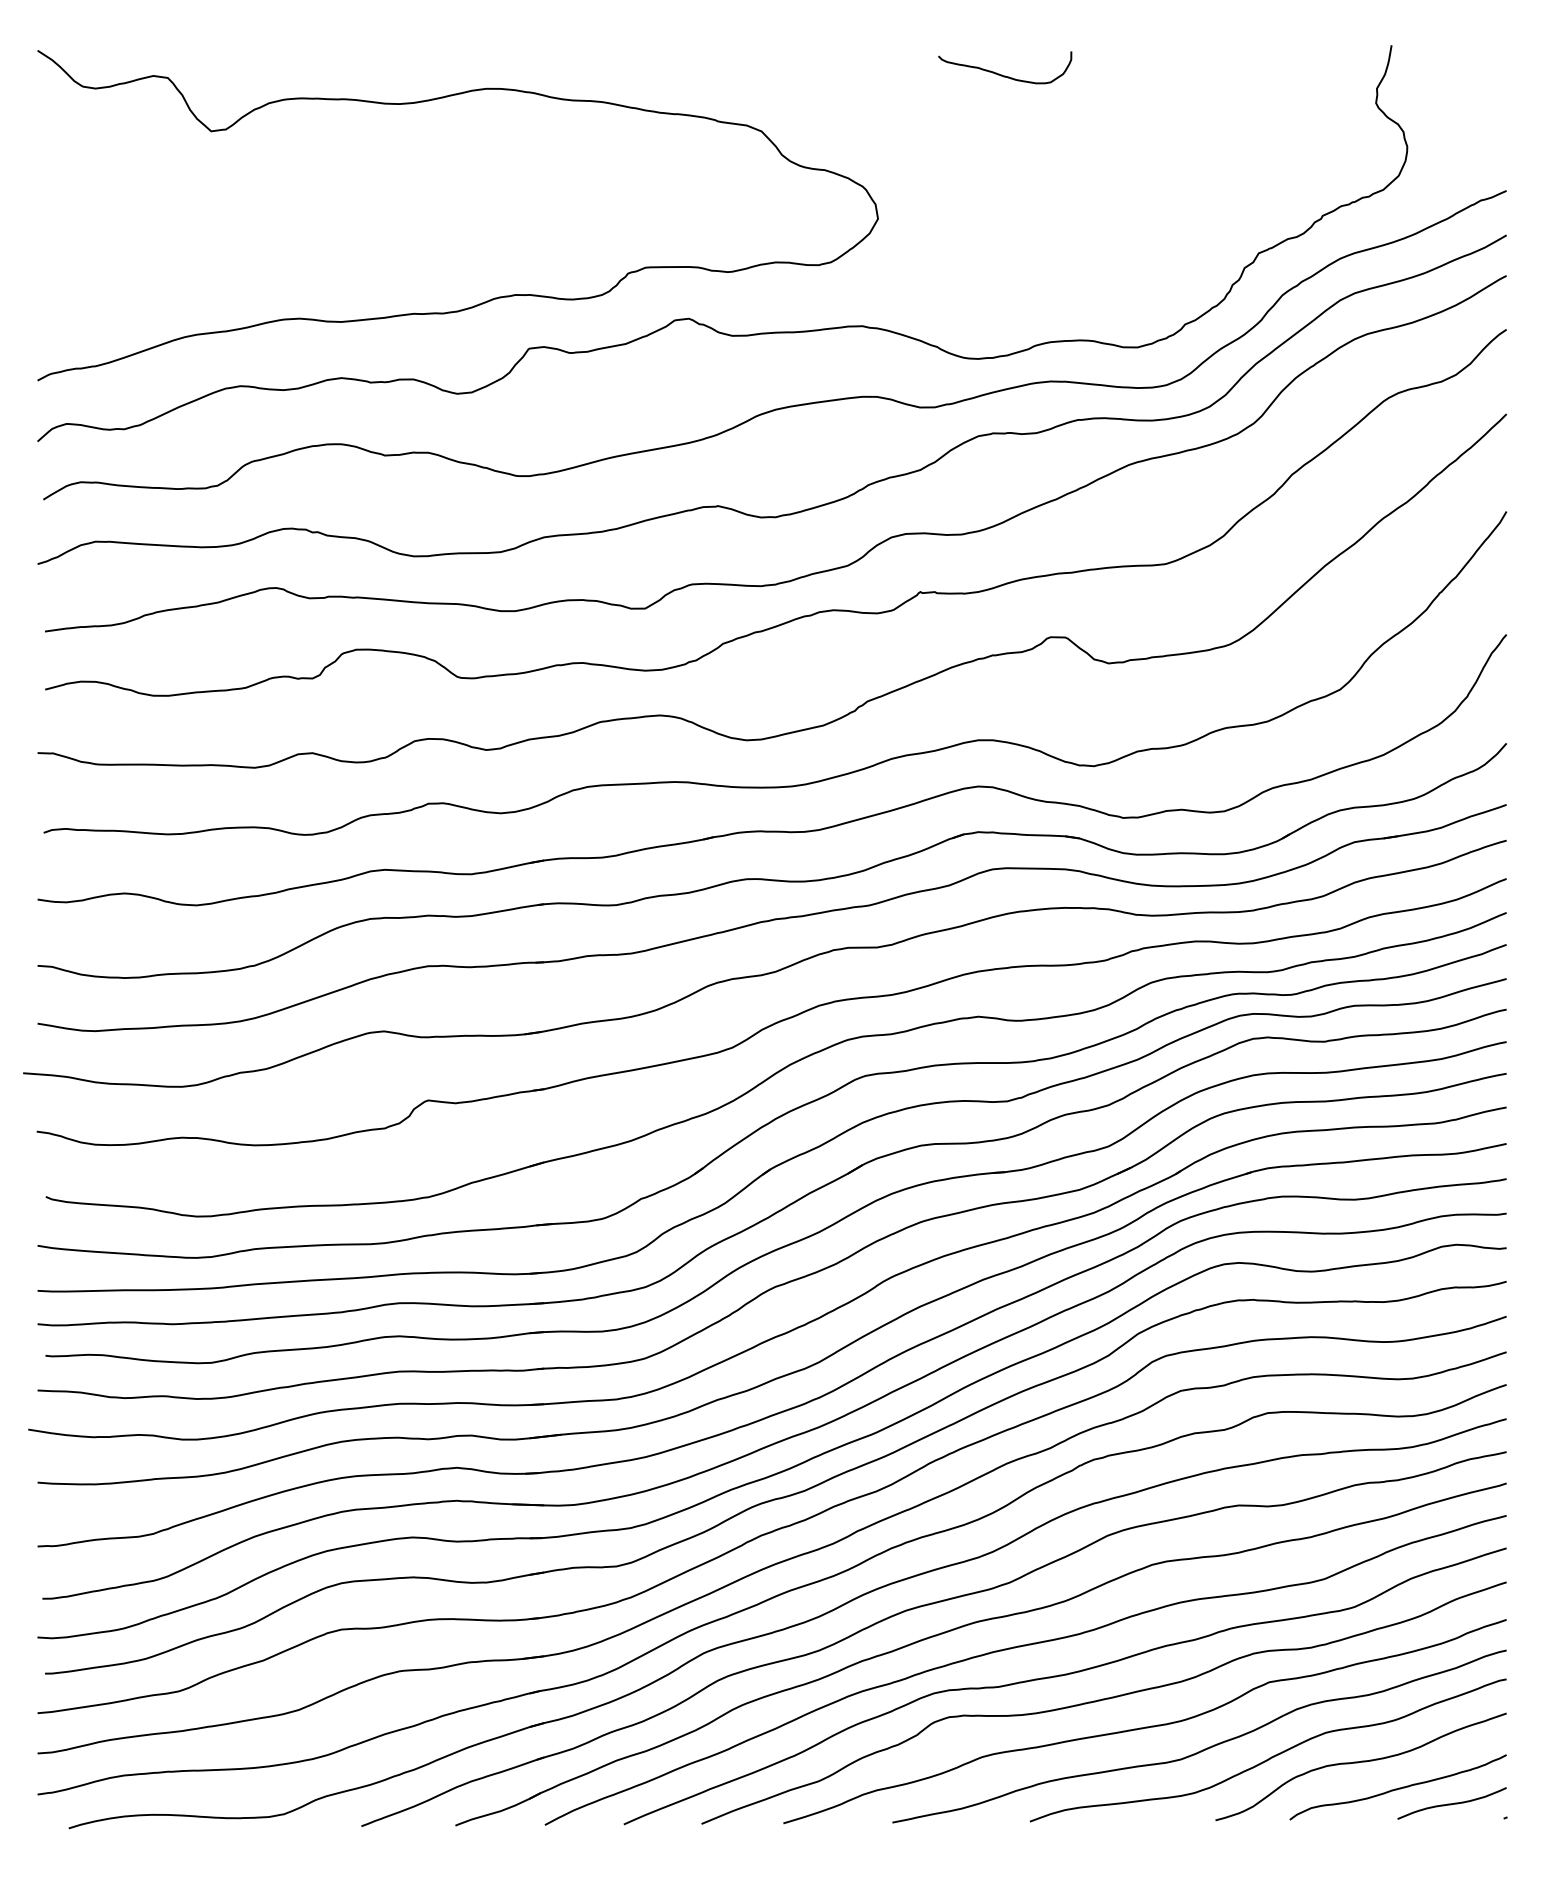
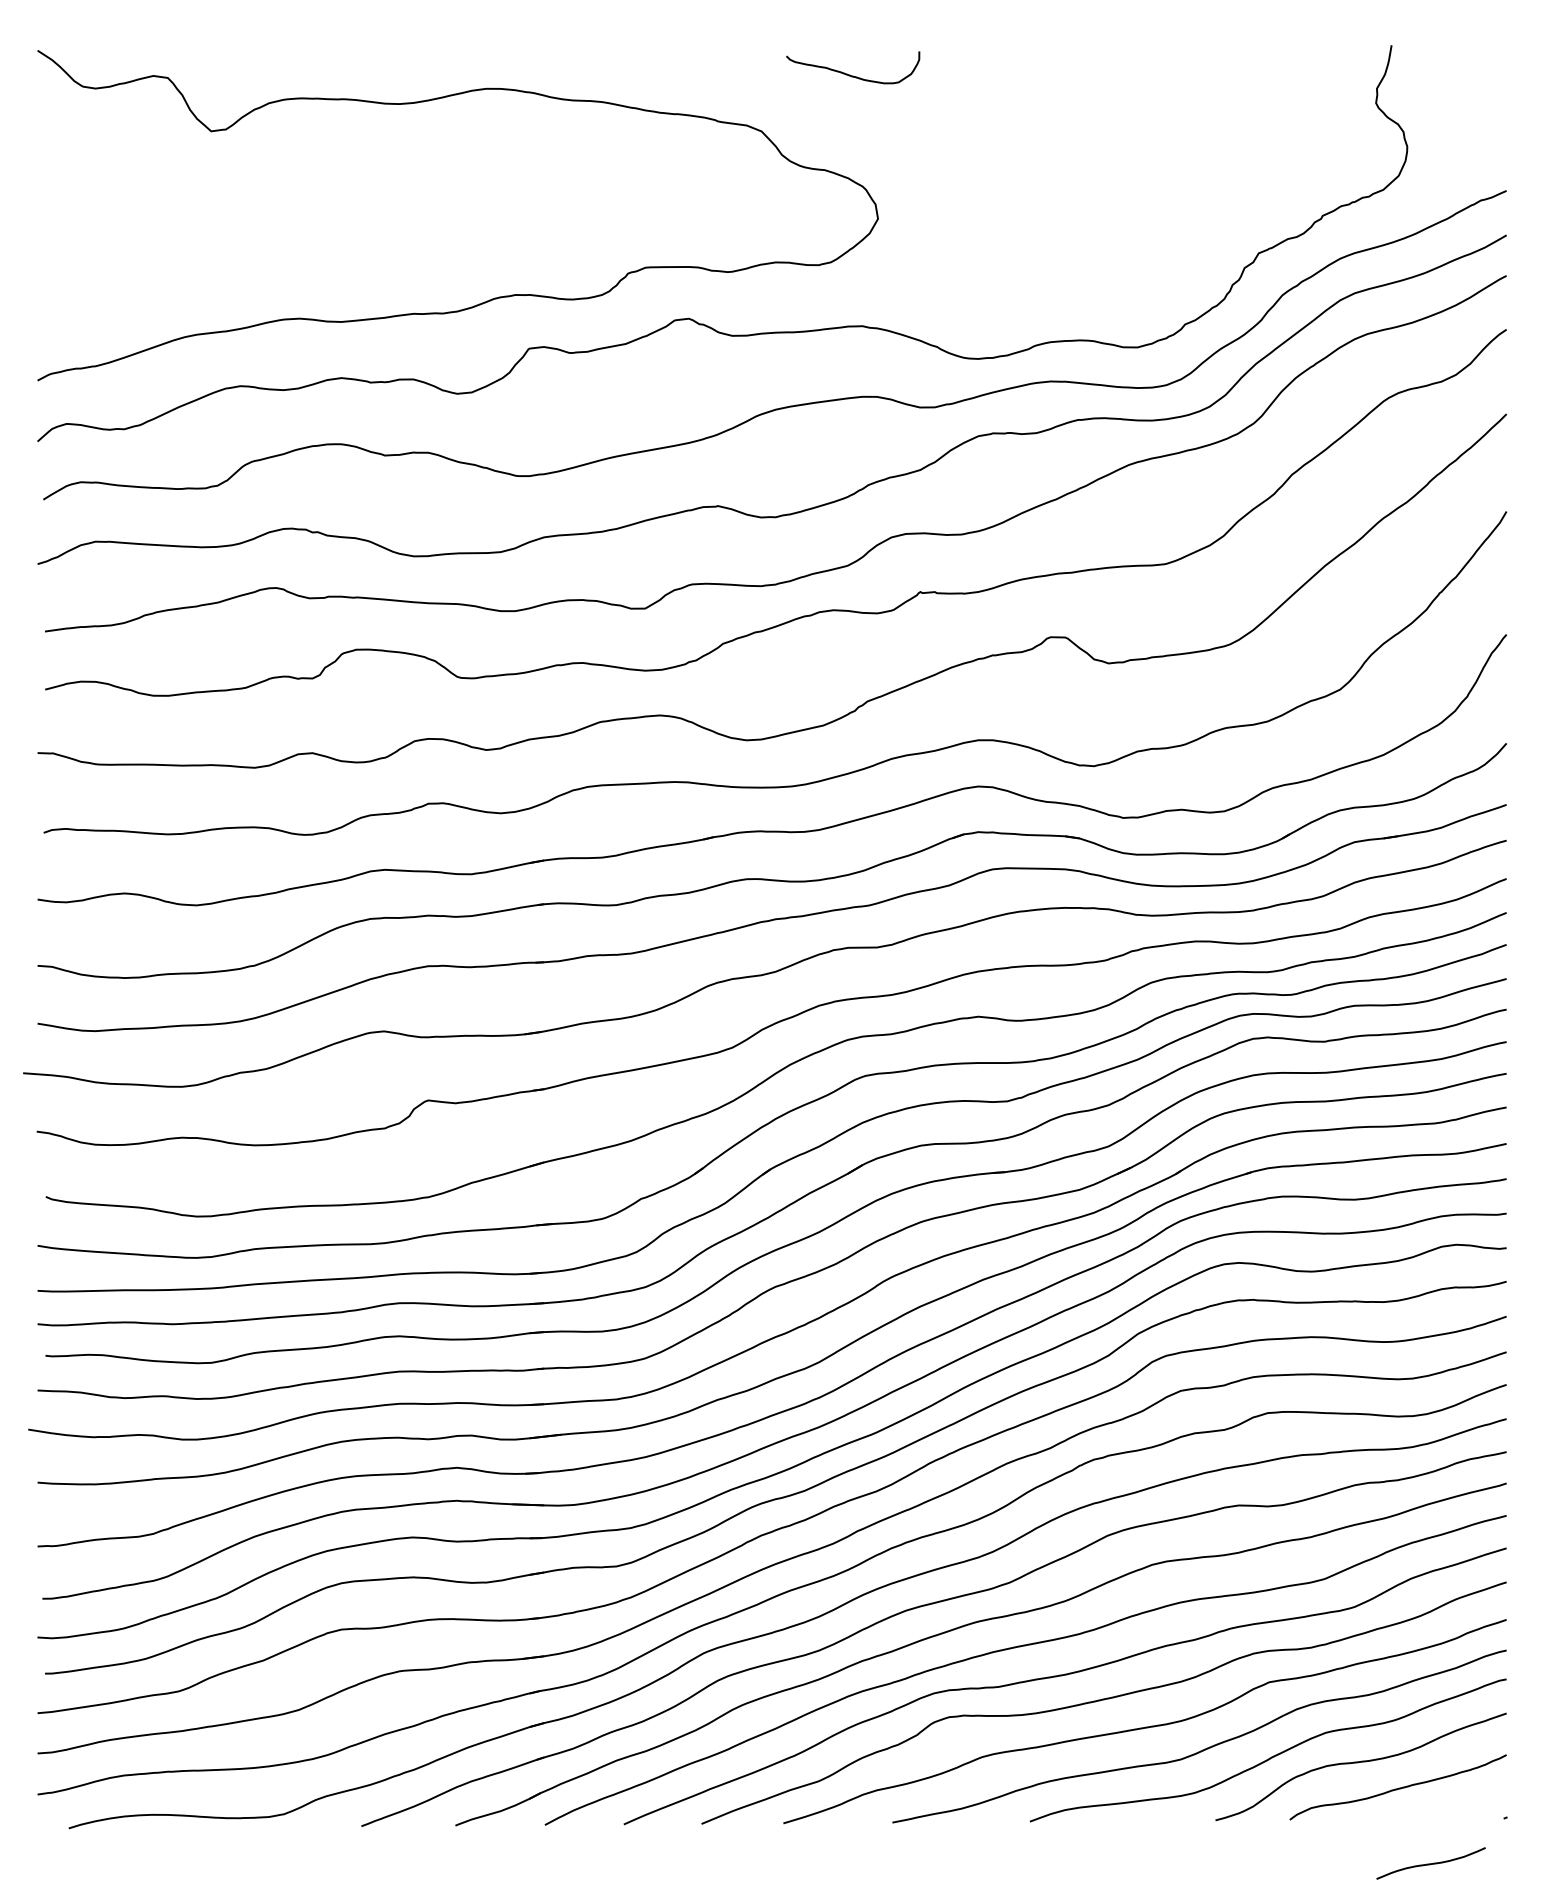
curve position: (1002, 74) -> (850, 74) (850, 74)
curve position: (1451, 1803) -> (1430, 1863) (1430, 1863)
